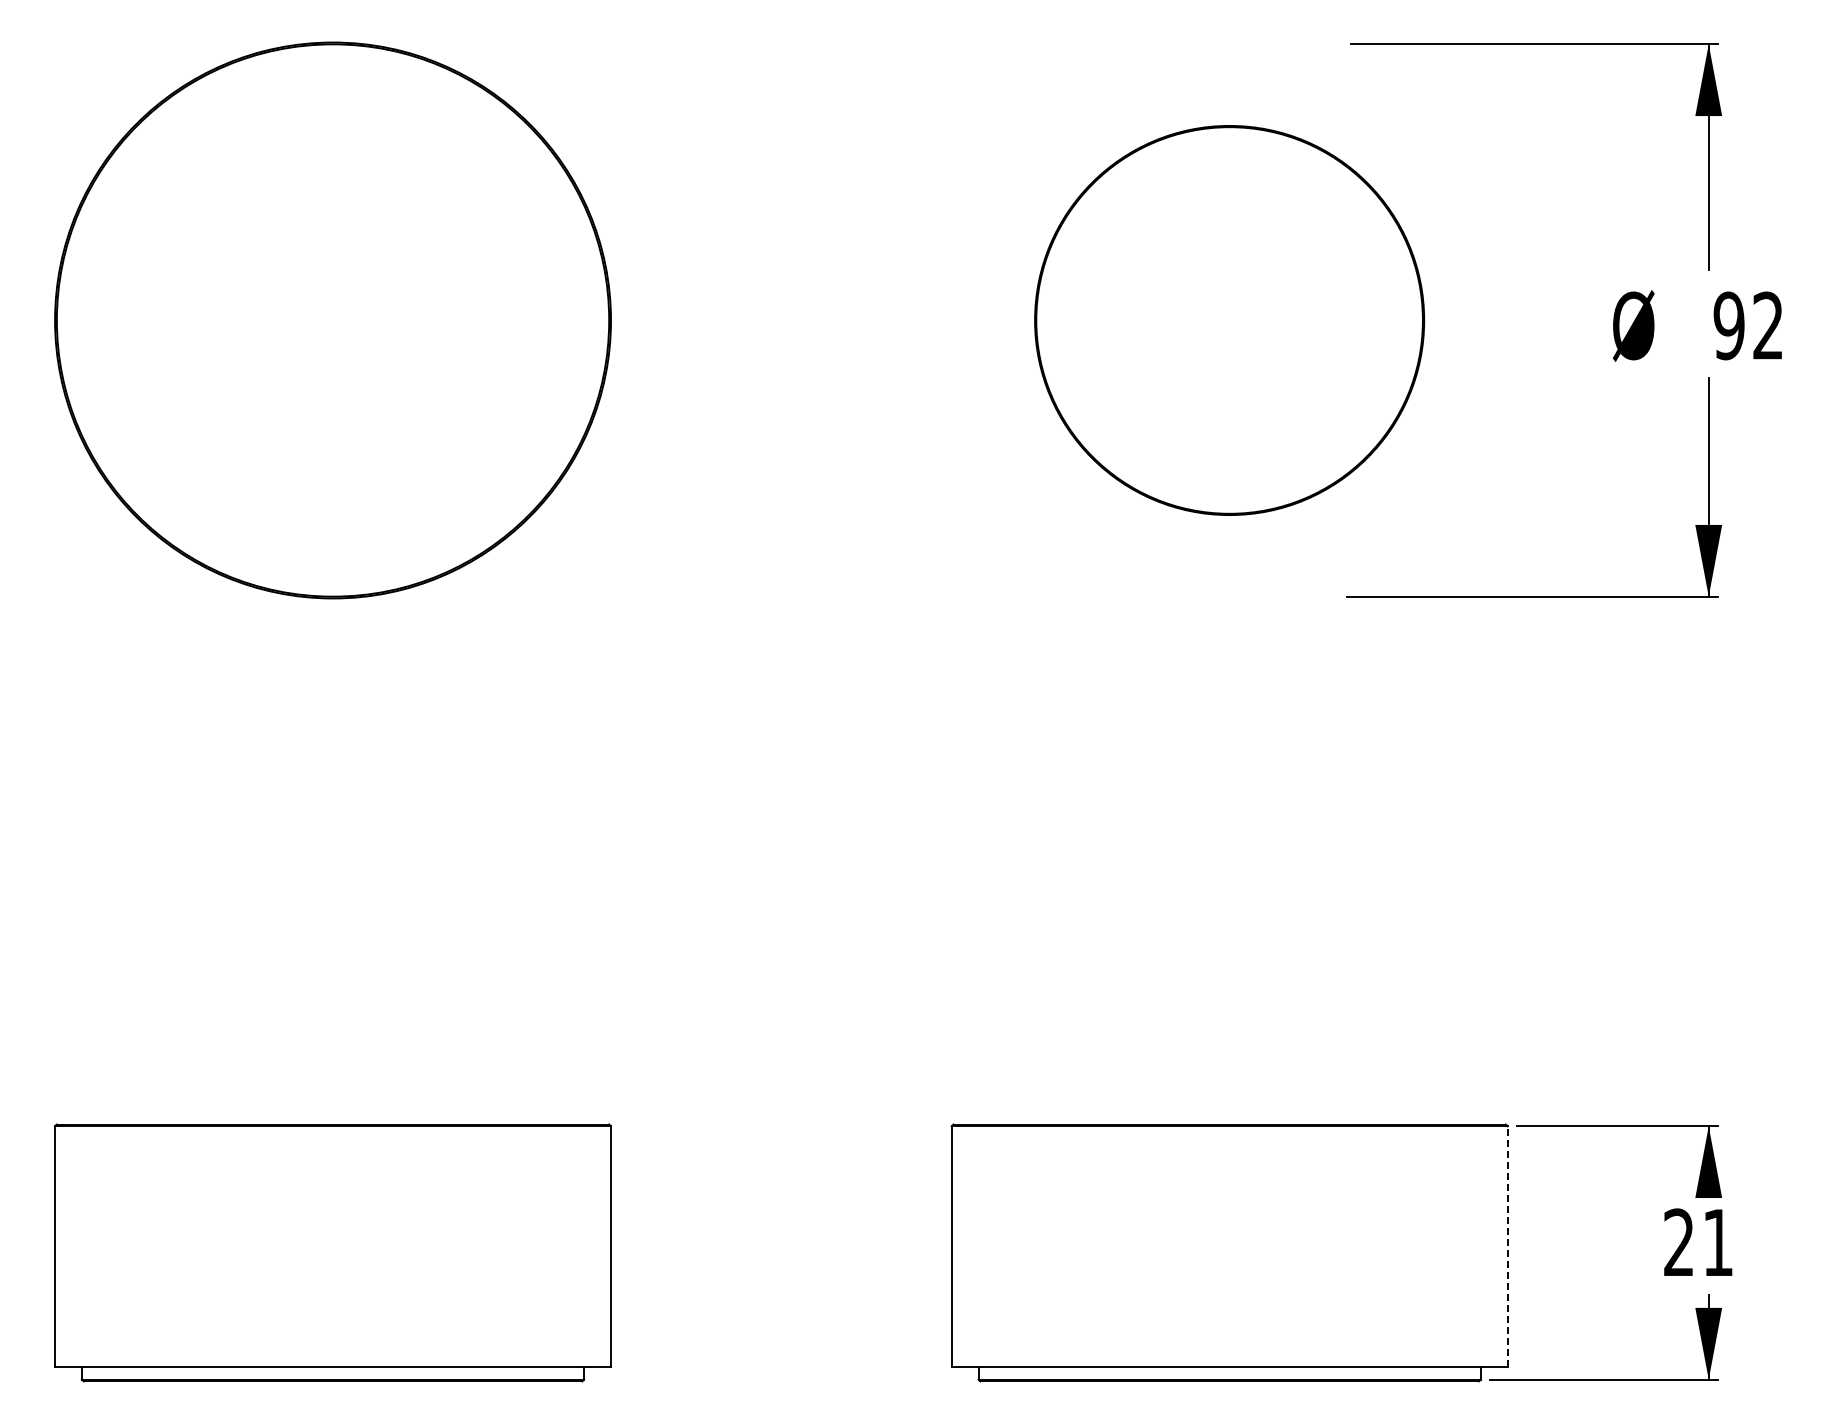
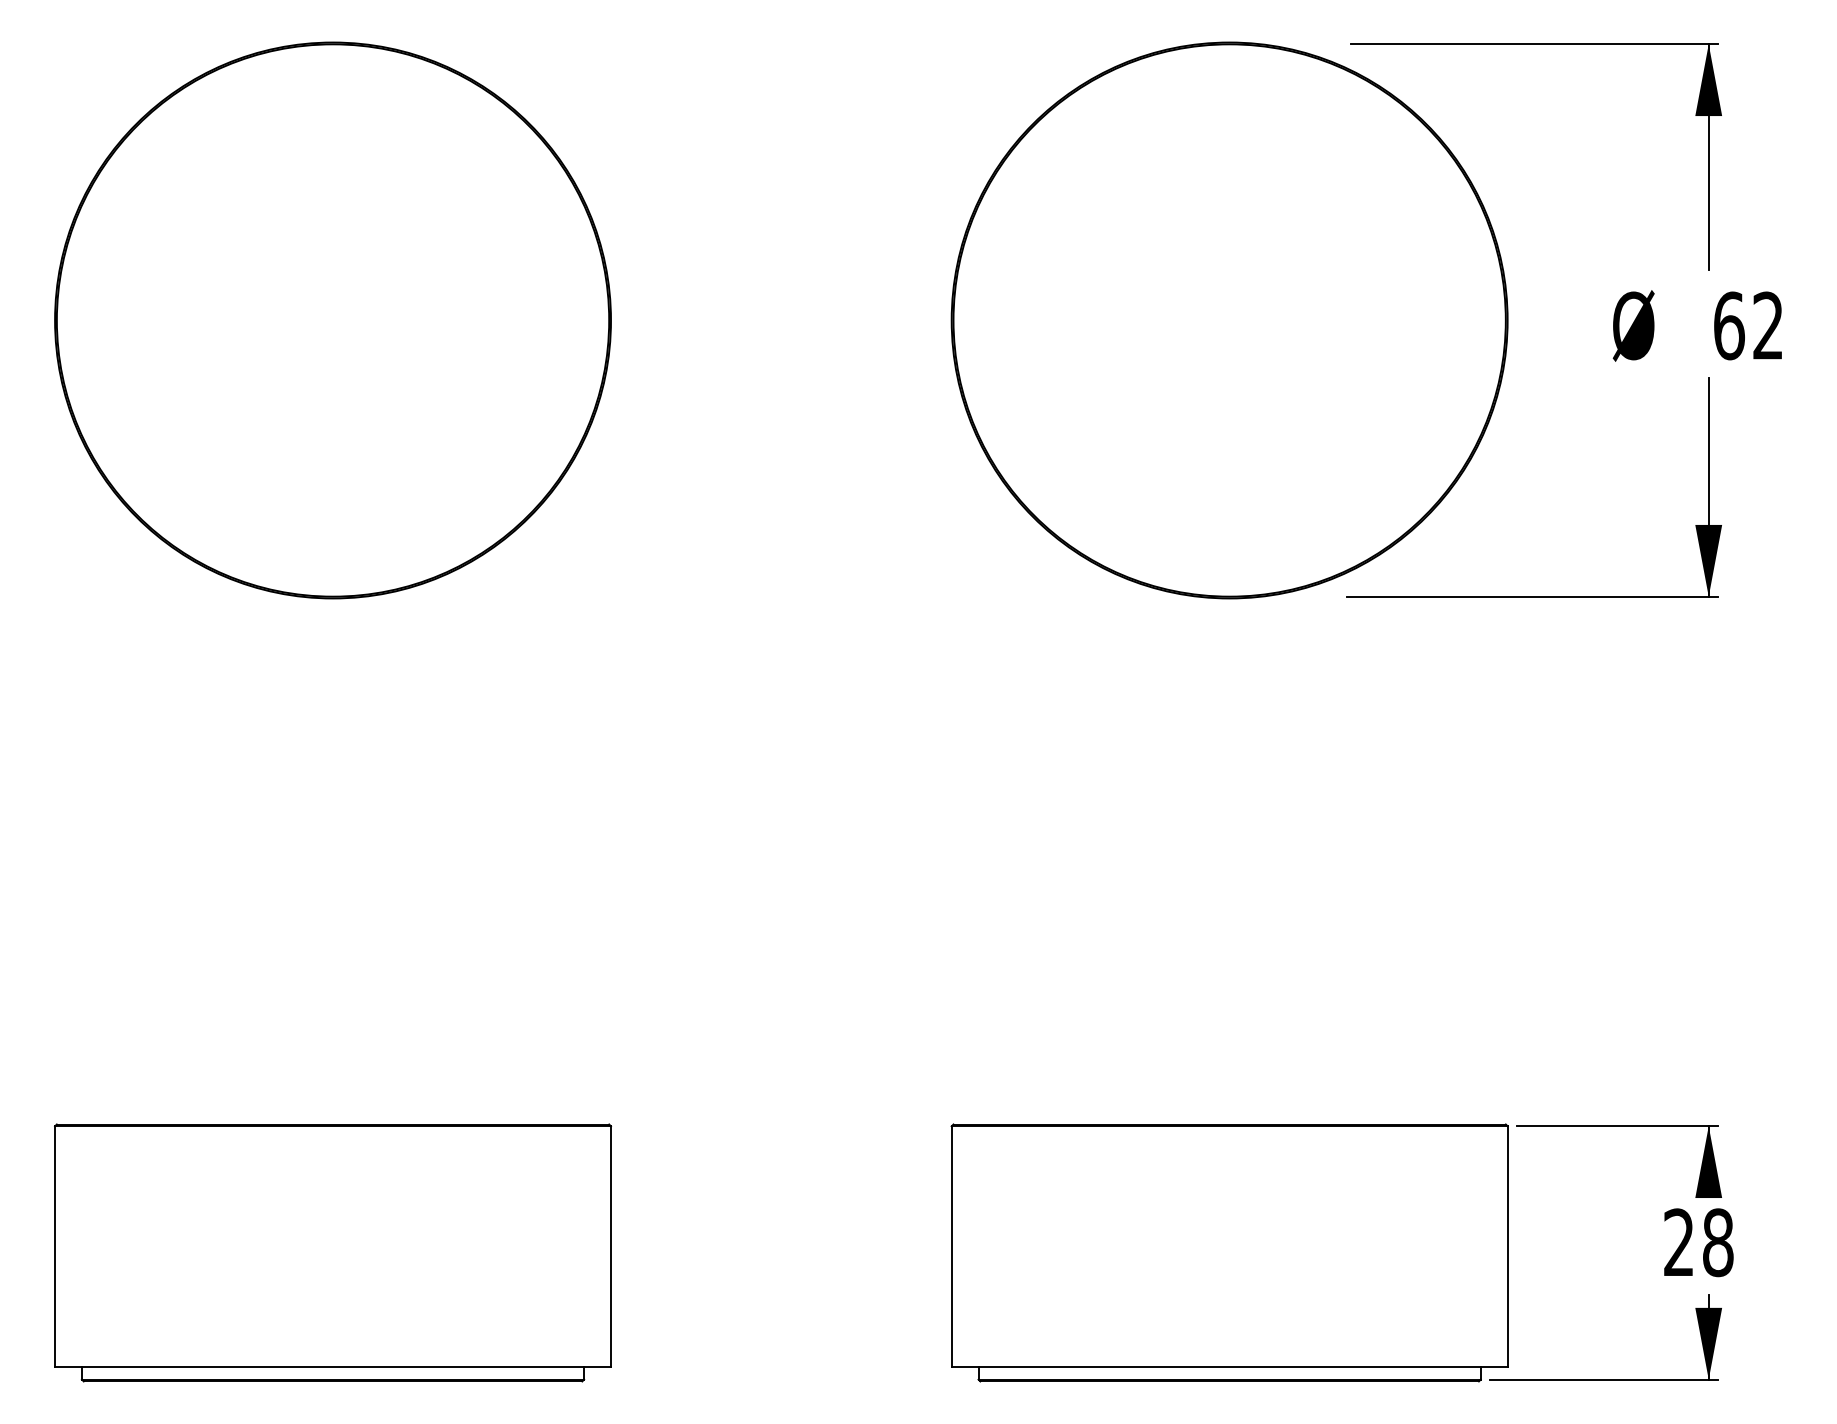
part size: 392x391 px -> 559x559 px (1229, 320)
text: 92 -> 62 (1728, 325)
text: 21 -> 28 (1718, 1242)
line: dashed -> solid (1507, 1245)
